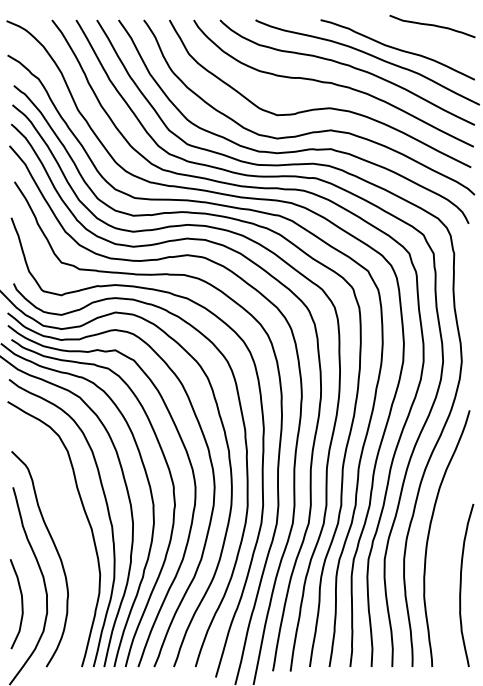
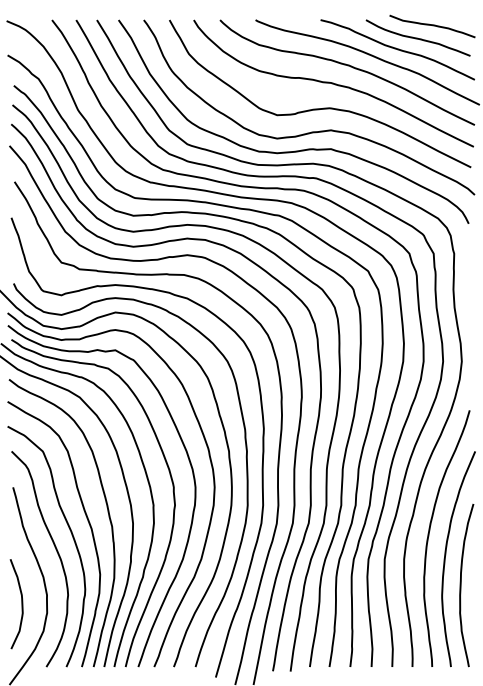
curve: none -> present (417, 37)
curve: none -> present (72, 538)
curve: none -> present (446, 555)
